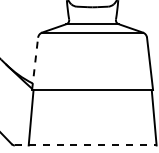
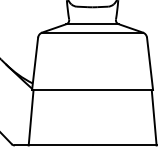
line: dashed -> solid (35, 63)
line: dashed -> solid (85, 145)
